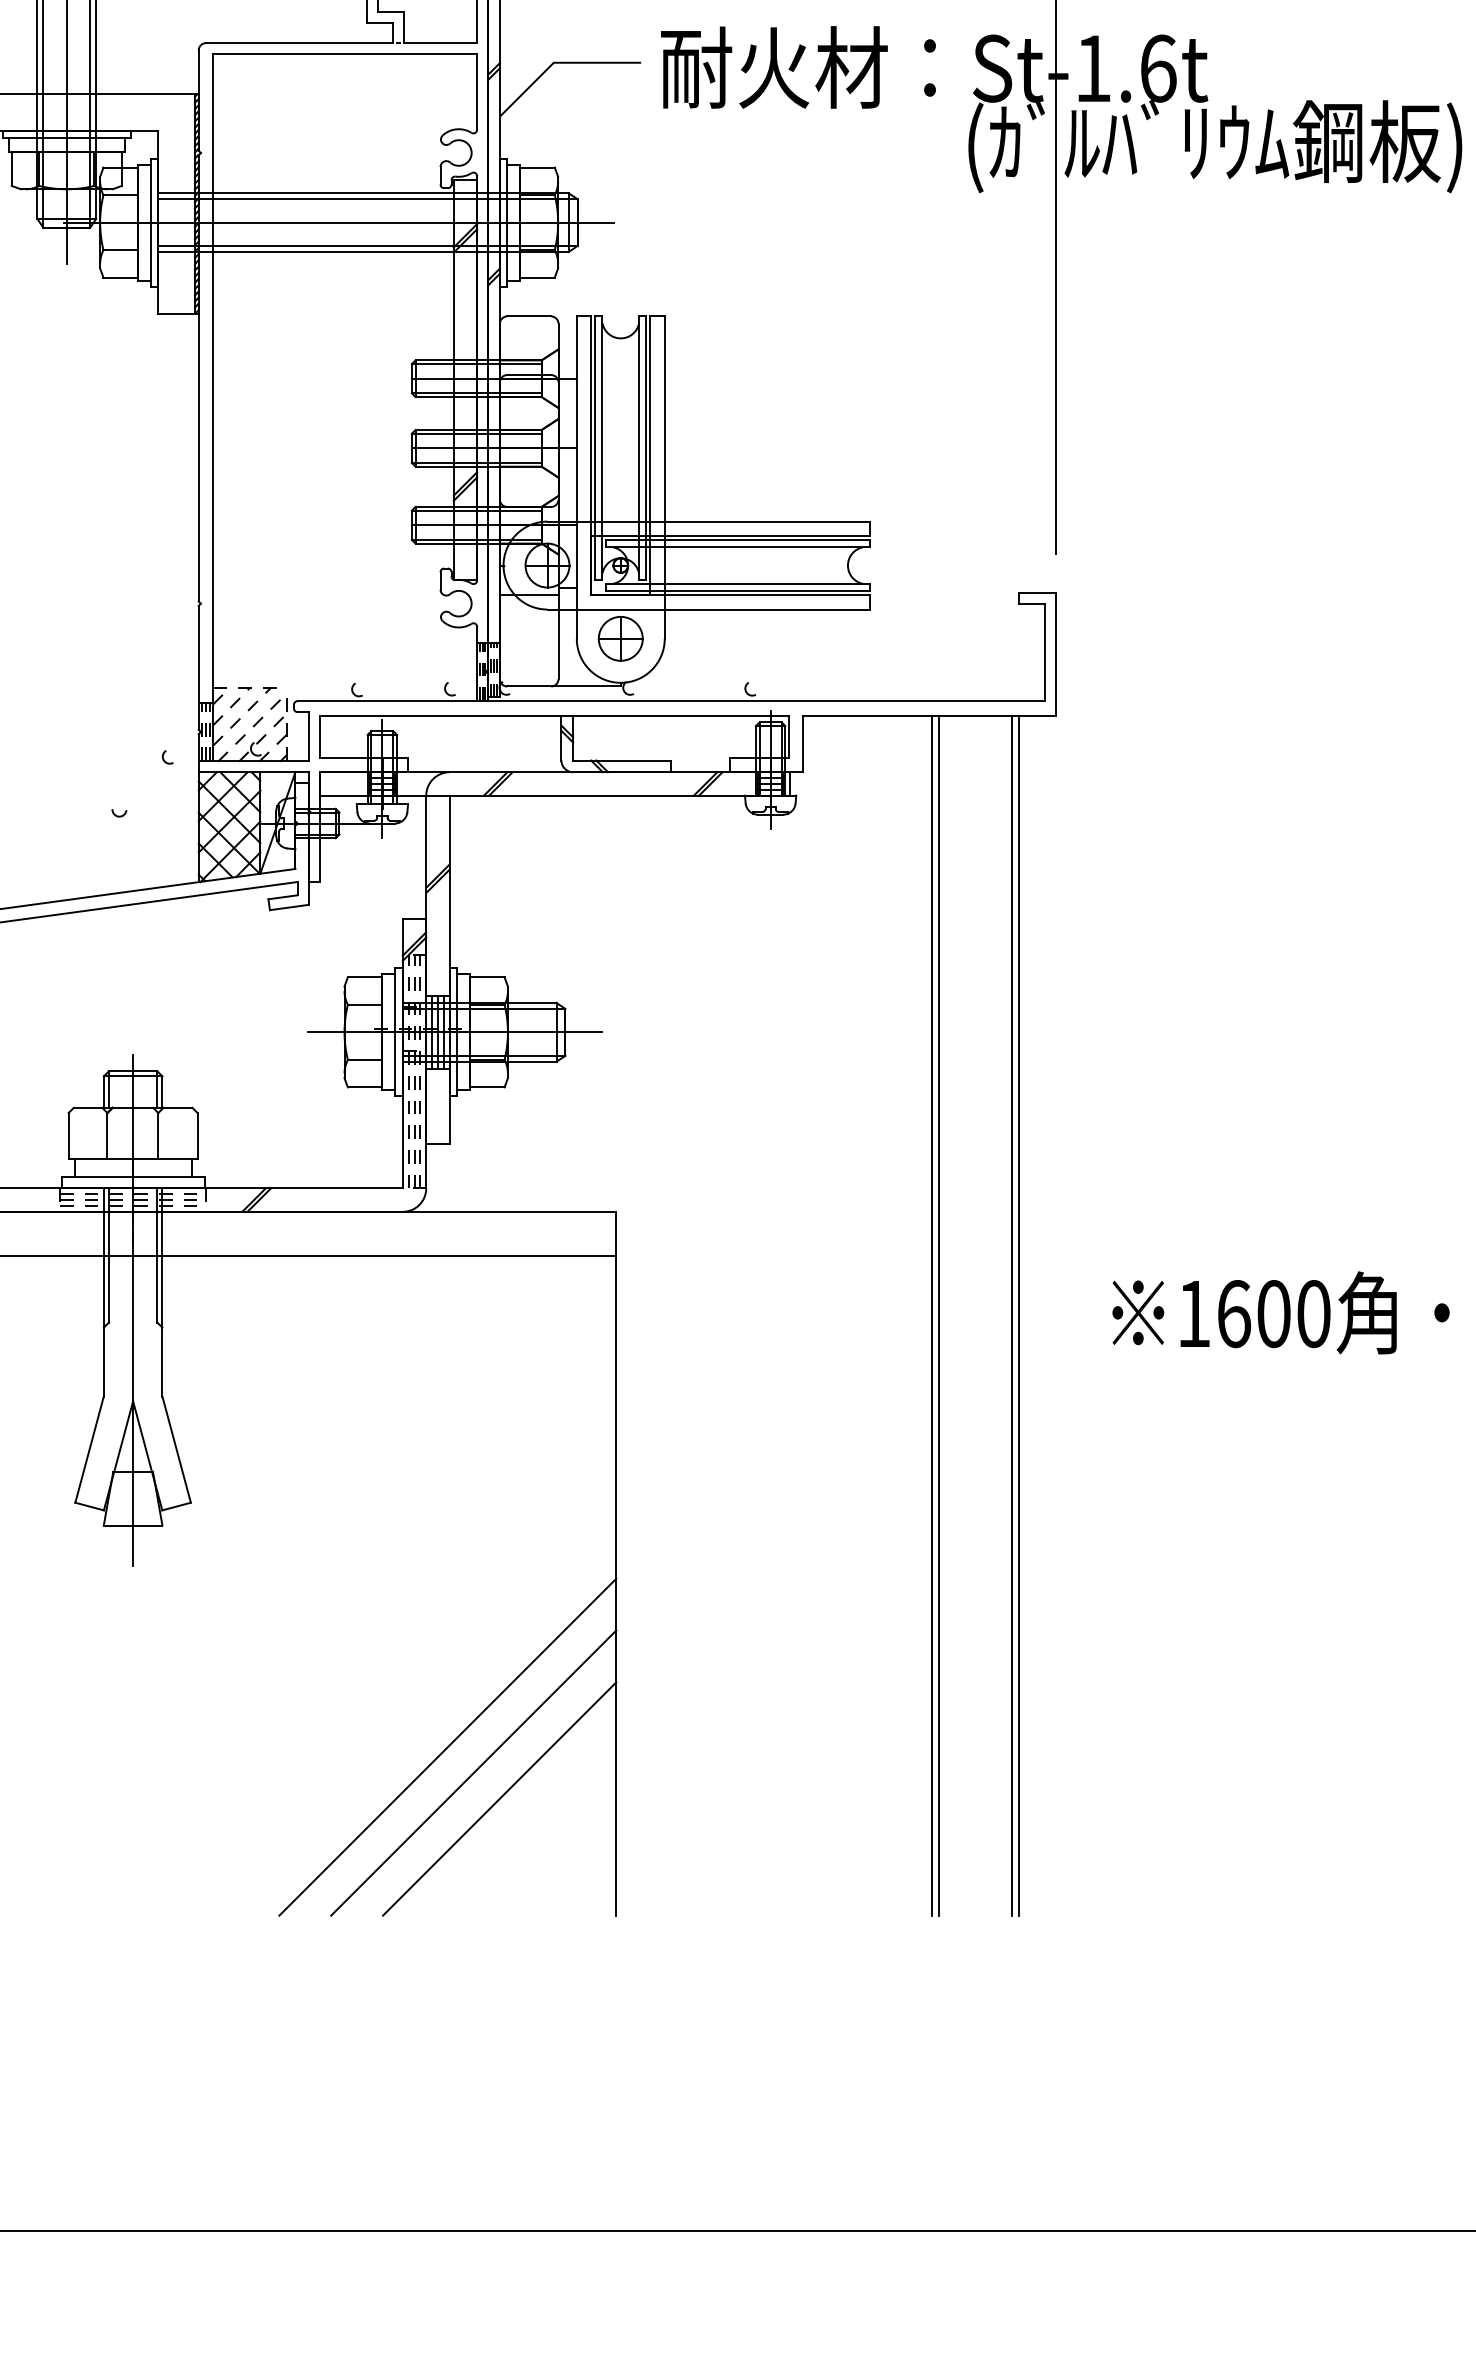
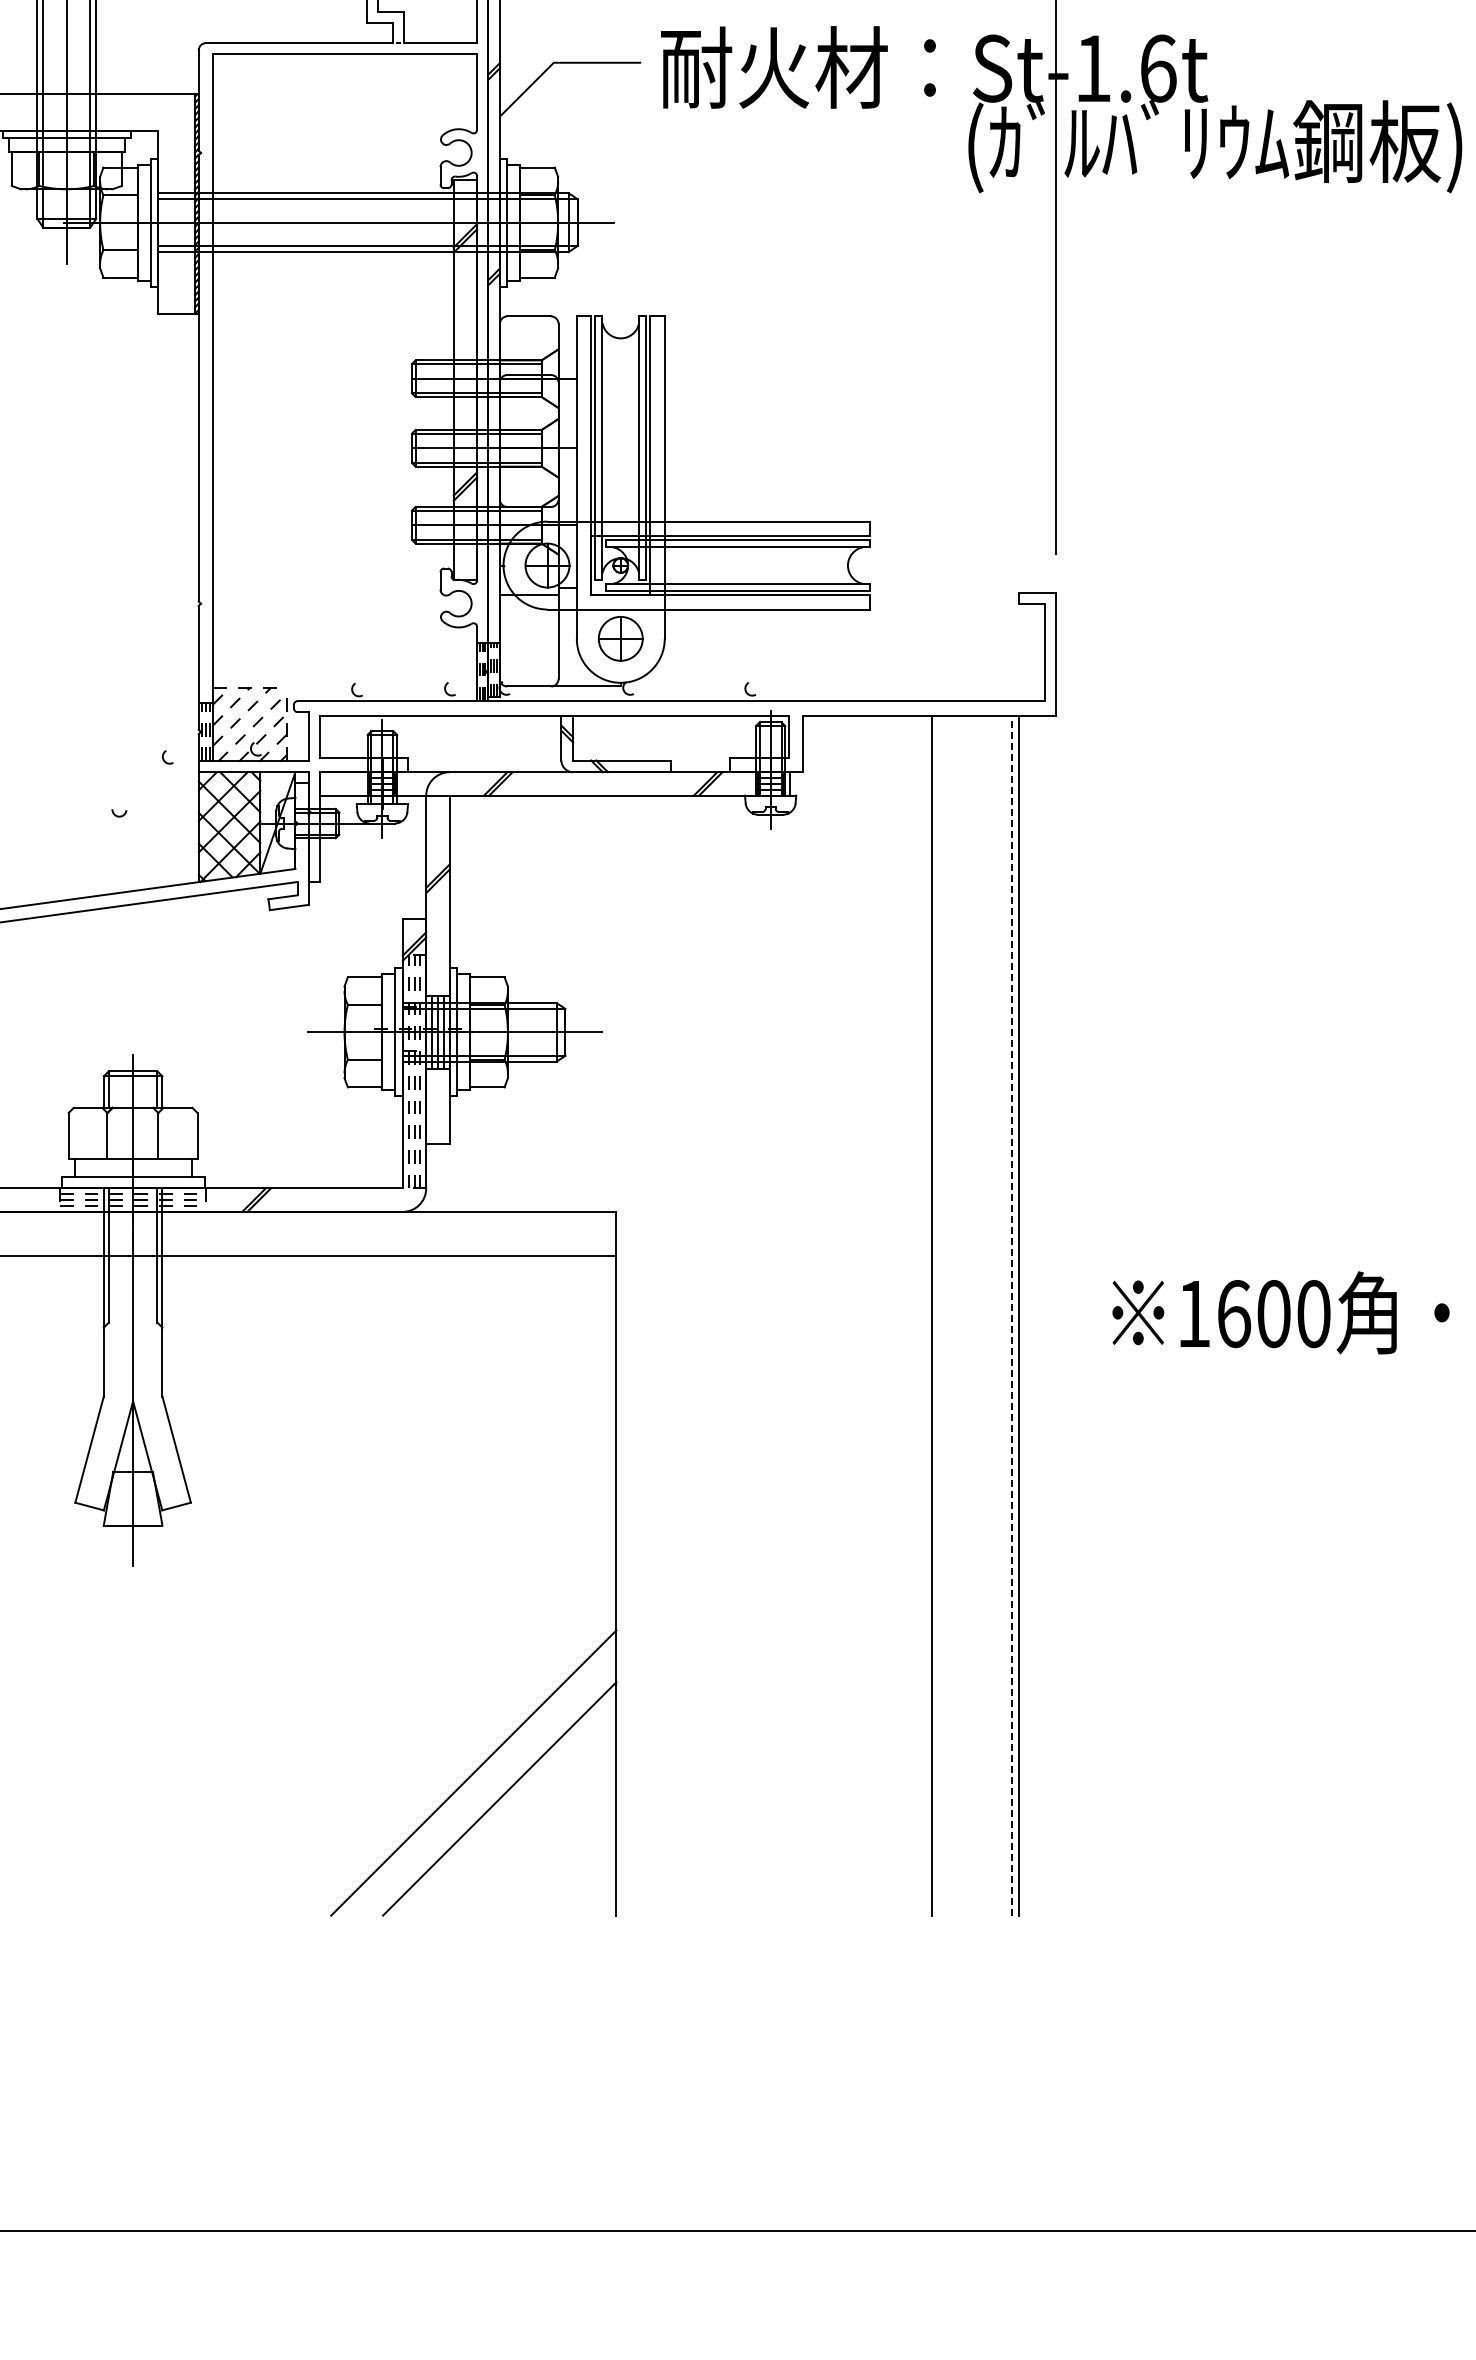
line: present -> none (938, 1315)
line: solid -> dashed (1012, 1315)
line: present -> none (447, 1746)
